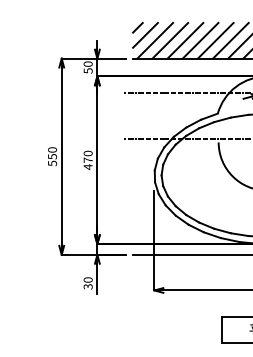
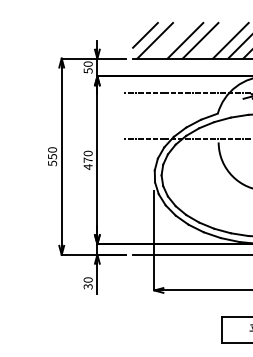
line: present -> none (137, 27)
line: present -> none (170, 40)
line: present -> none (215, 40)
